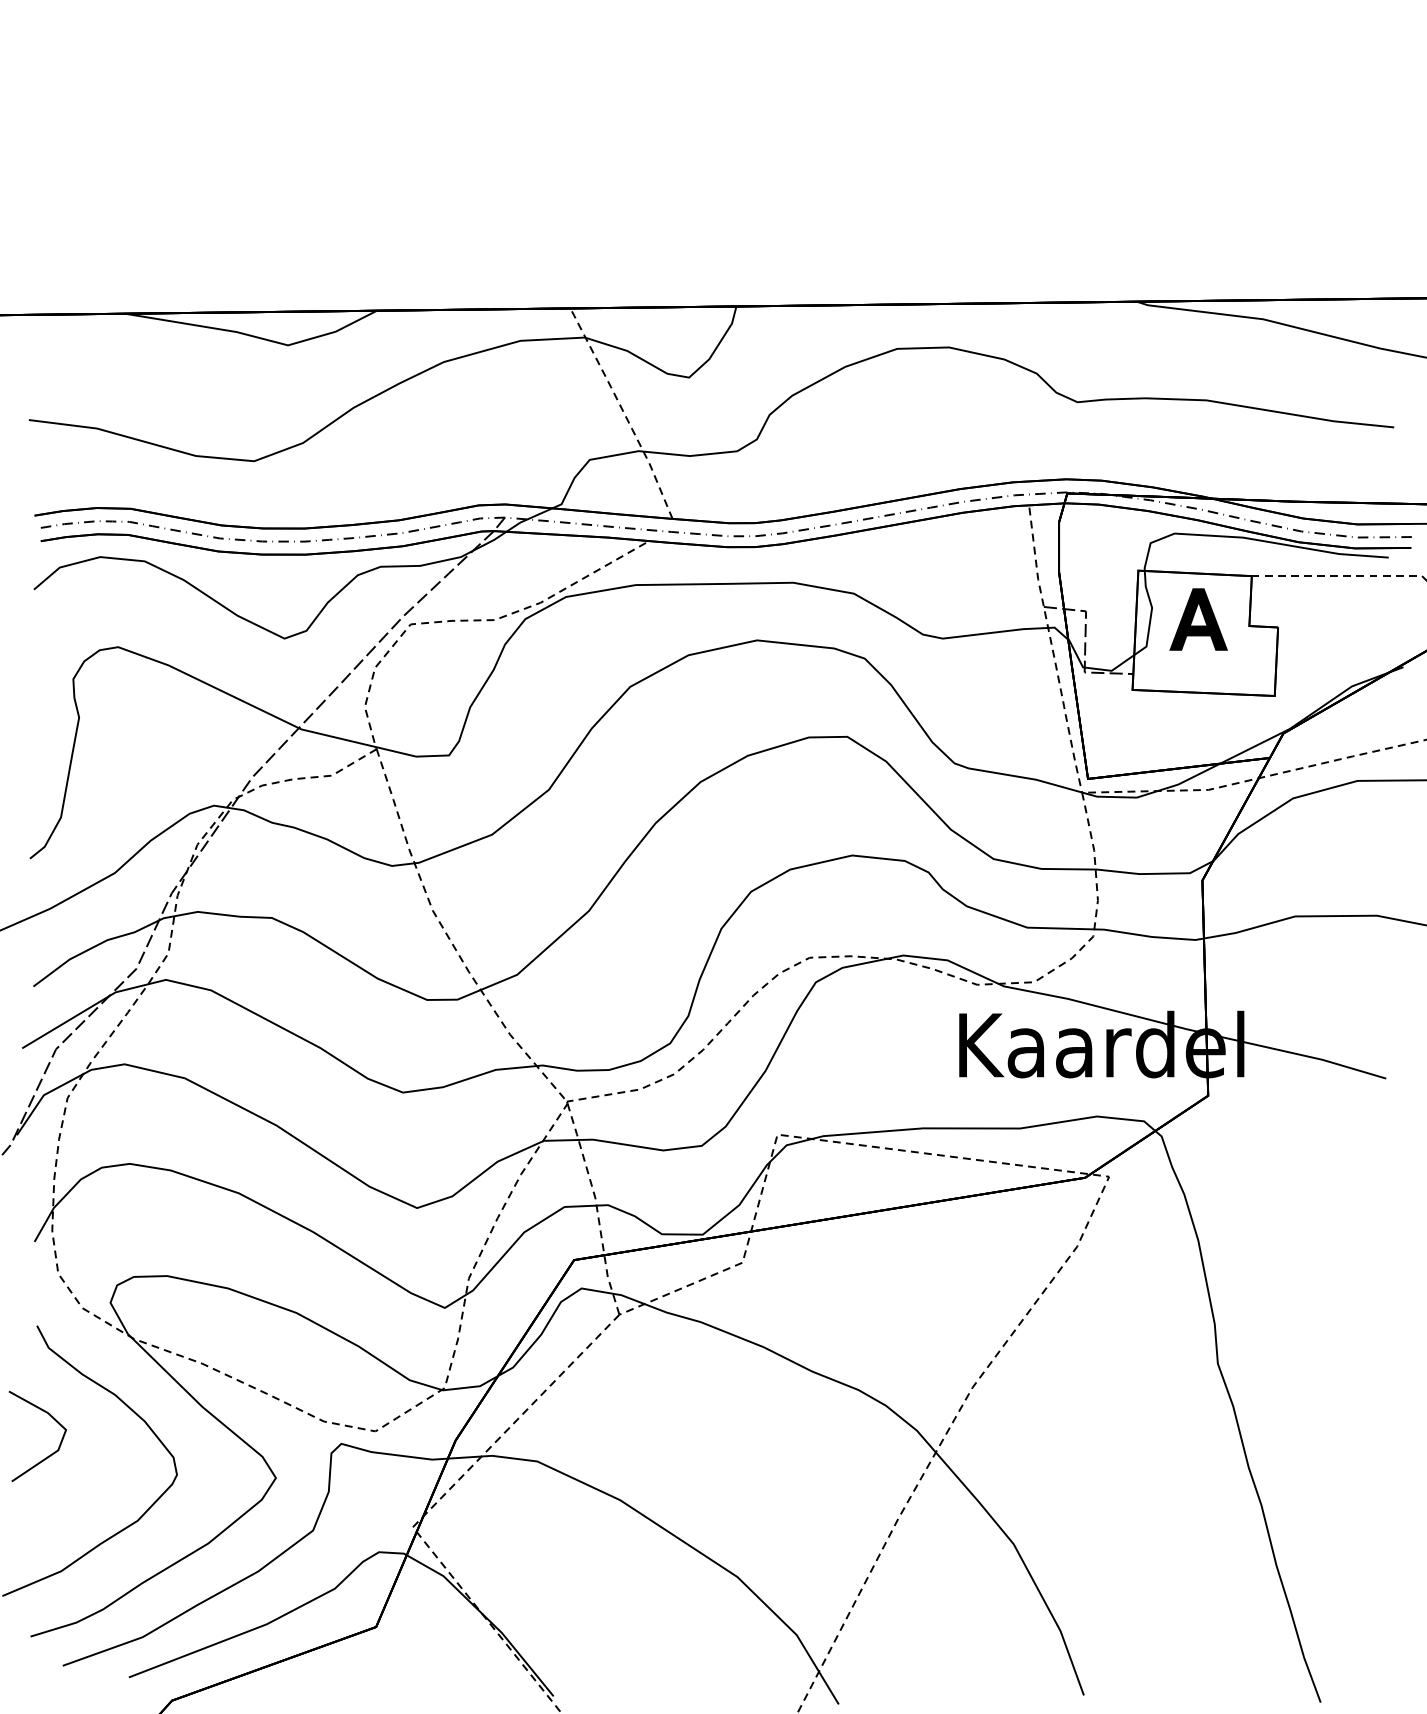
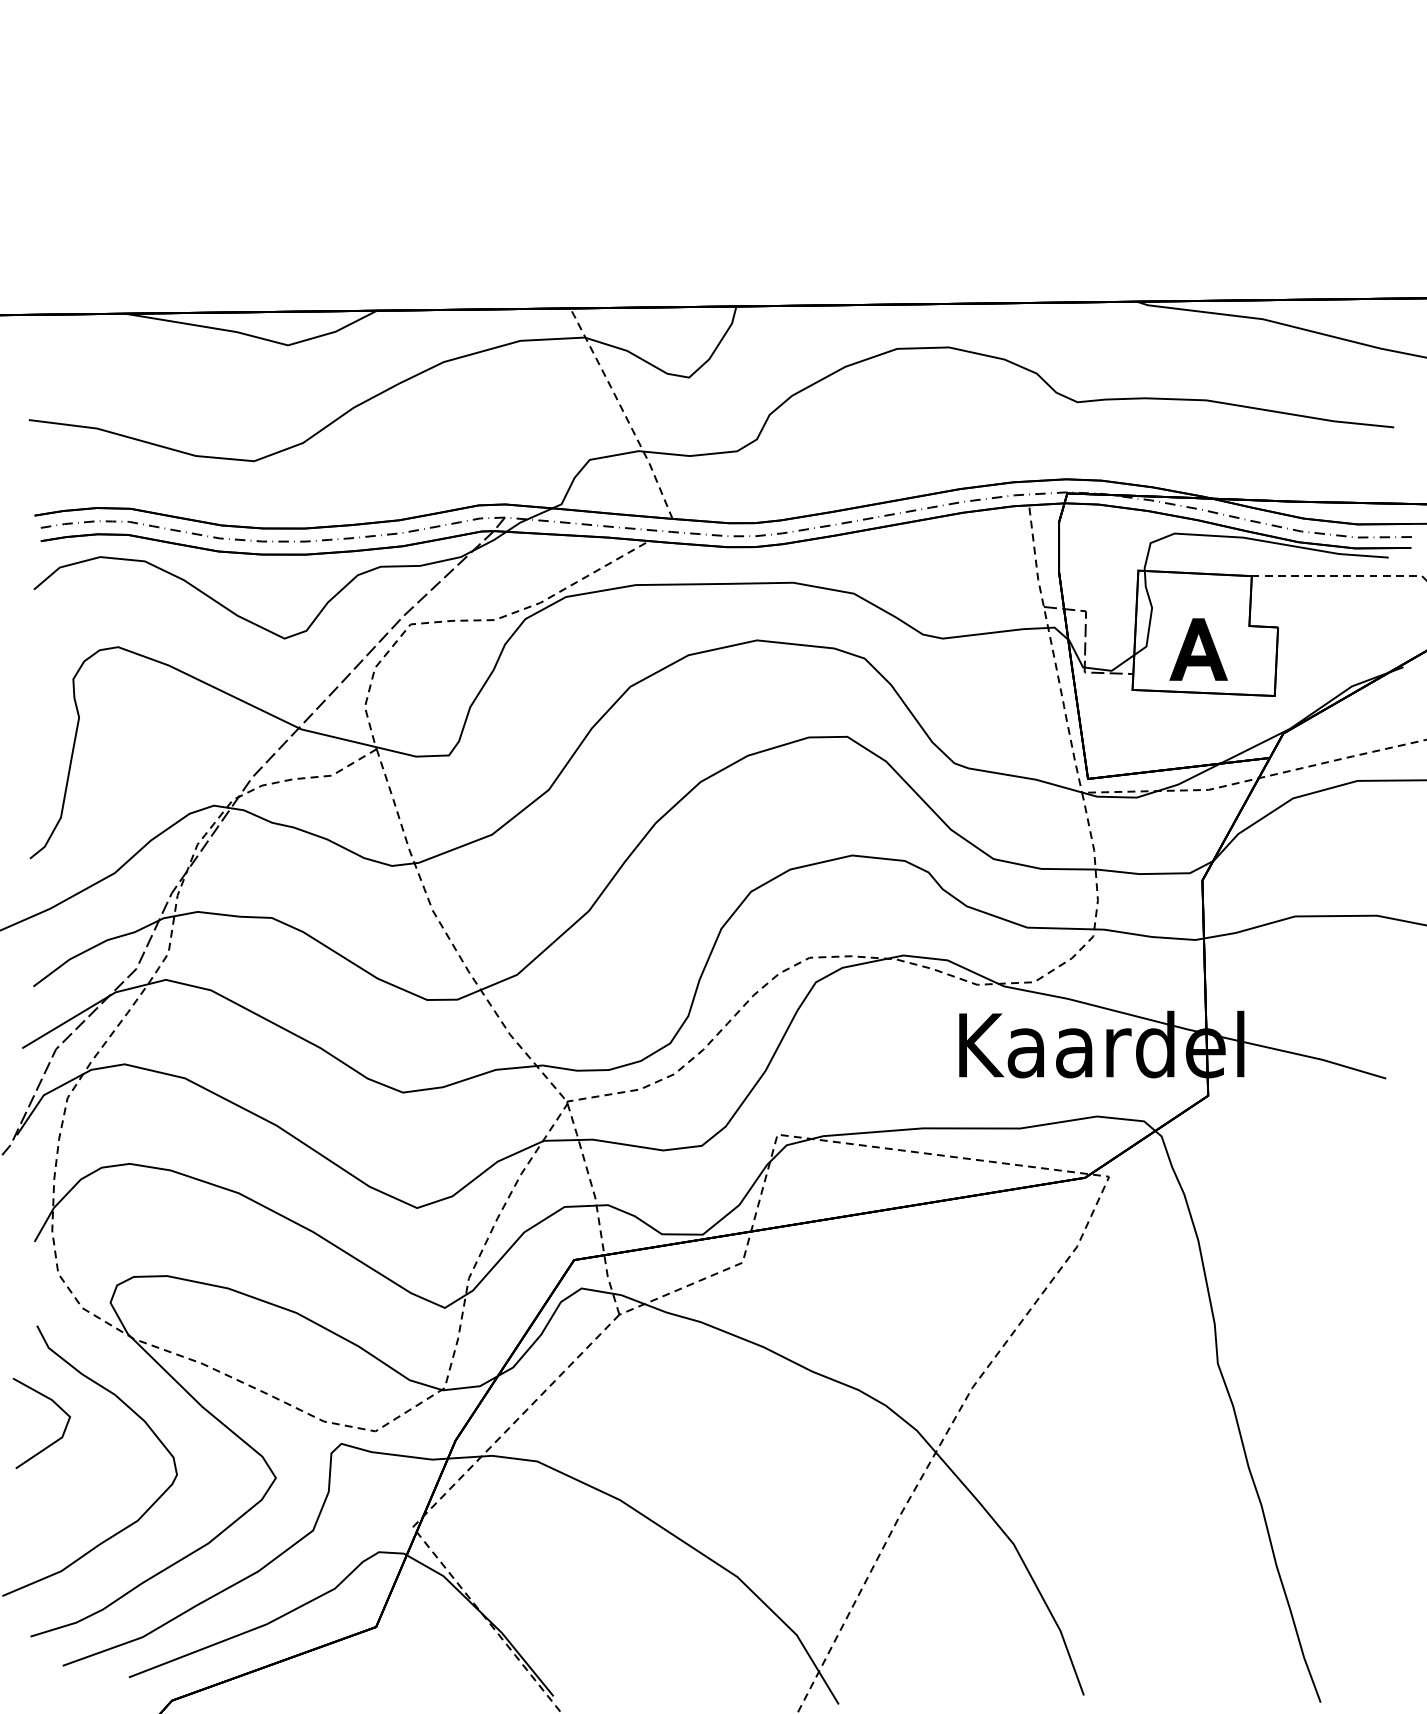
part position: (1198, 619) -> (1198, 649) (1198, 649)
line position: (48, 1455) -> (52, 1442) (52, 1442)
